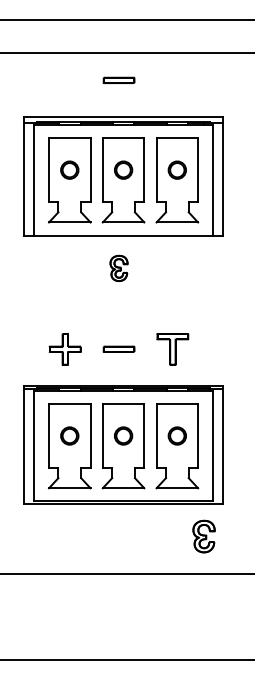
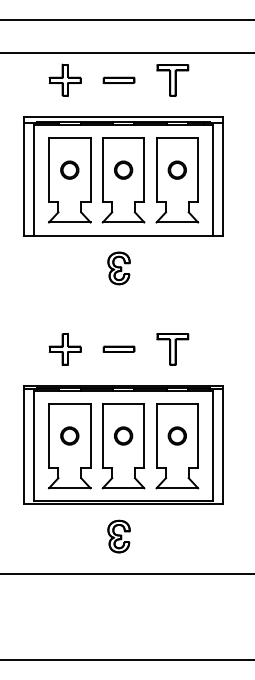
part: none -> present (64, 79)
part: none -> present (172, 80)
part size: 20x28 px -> 24x35 px (118, 268)
part position: (203, 536) -> (118, 536) (118, 536)
